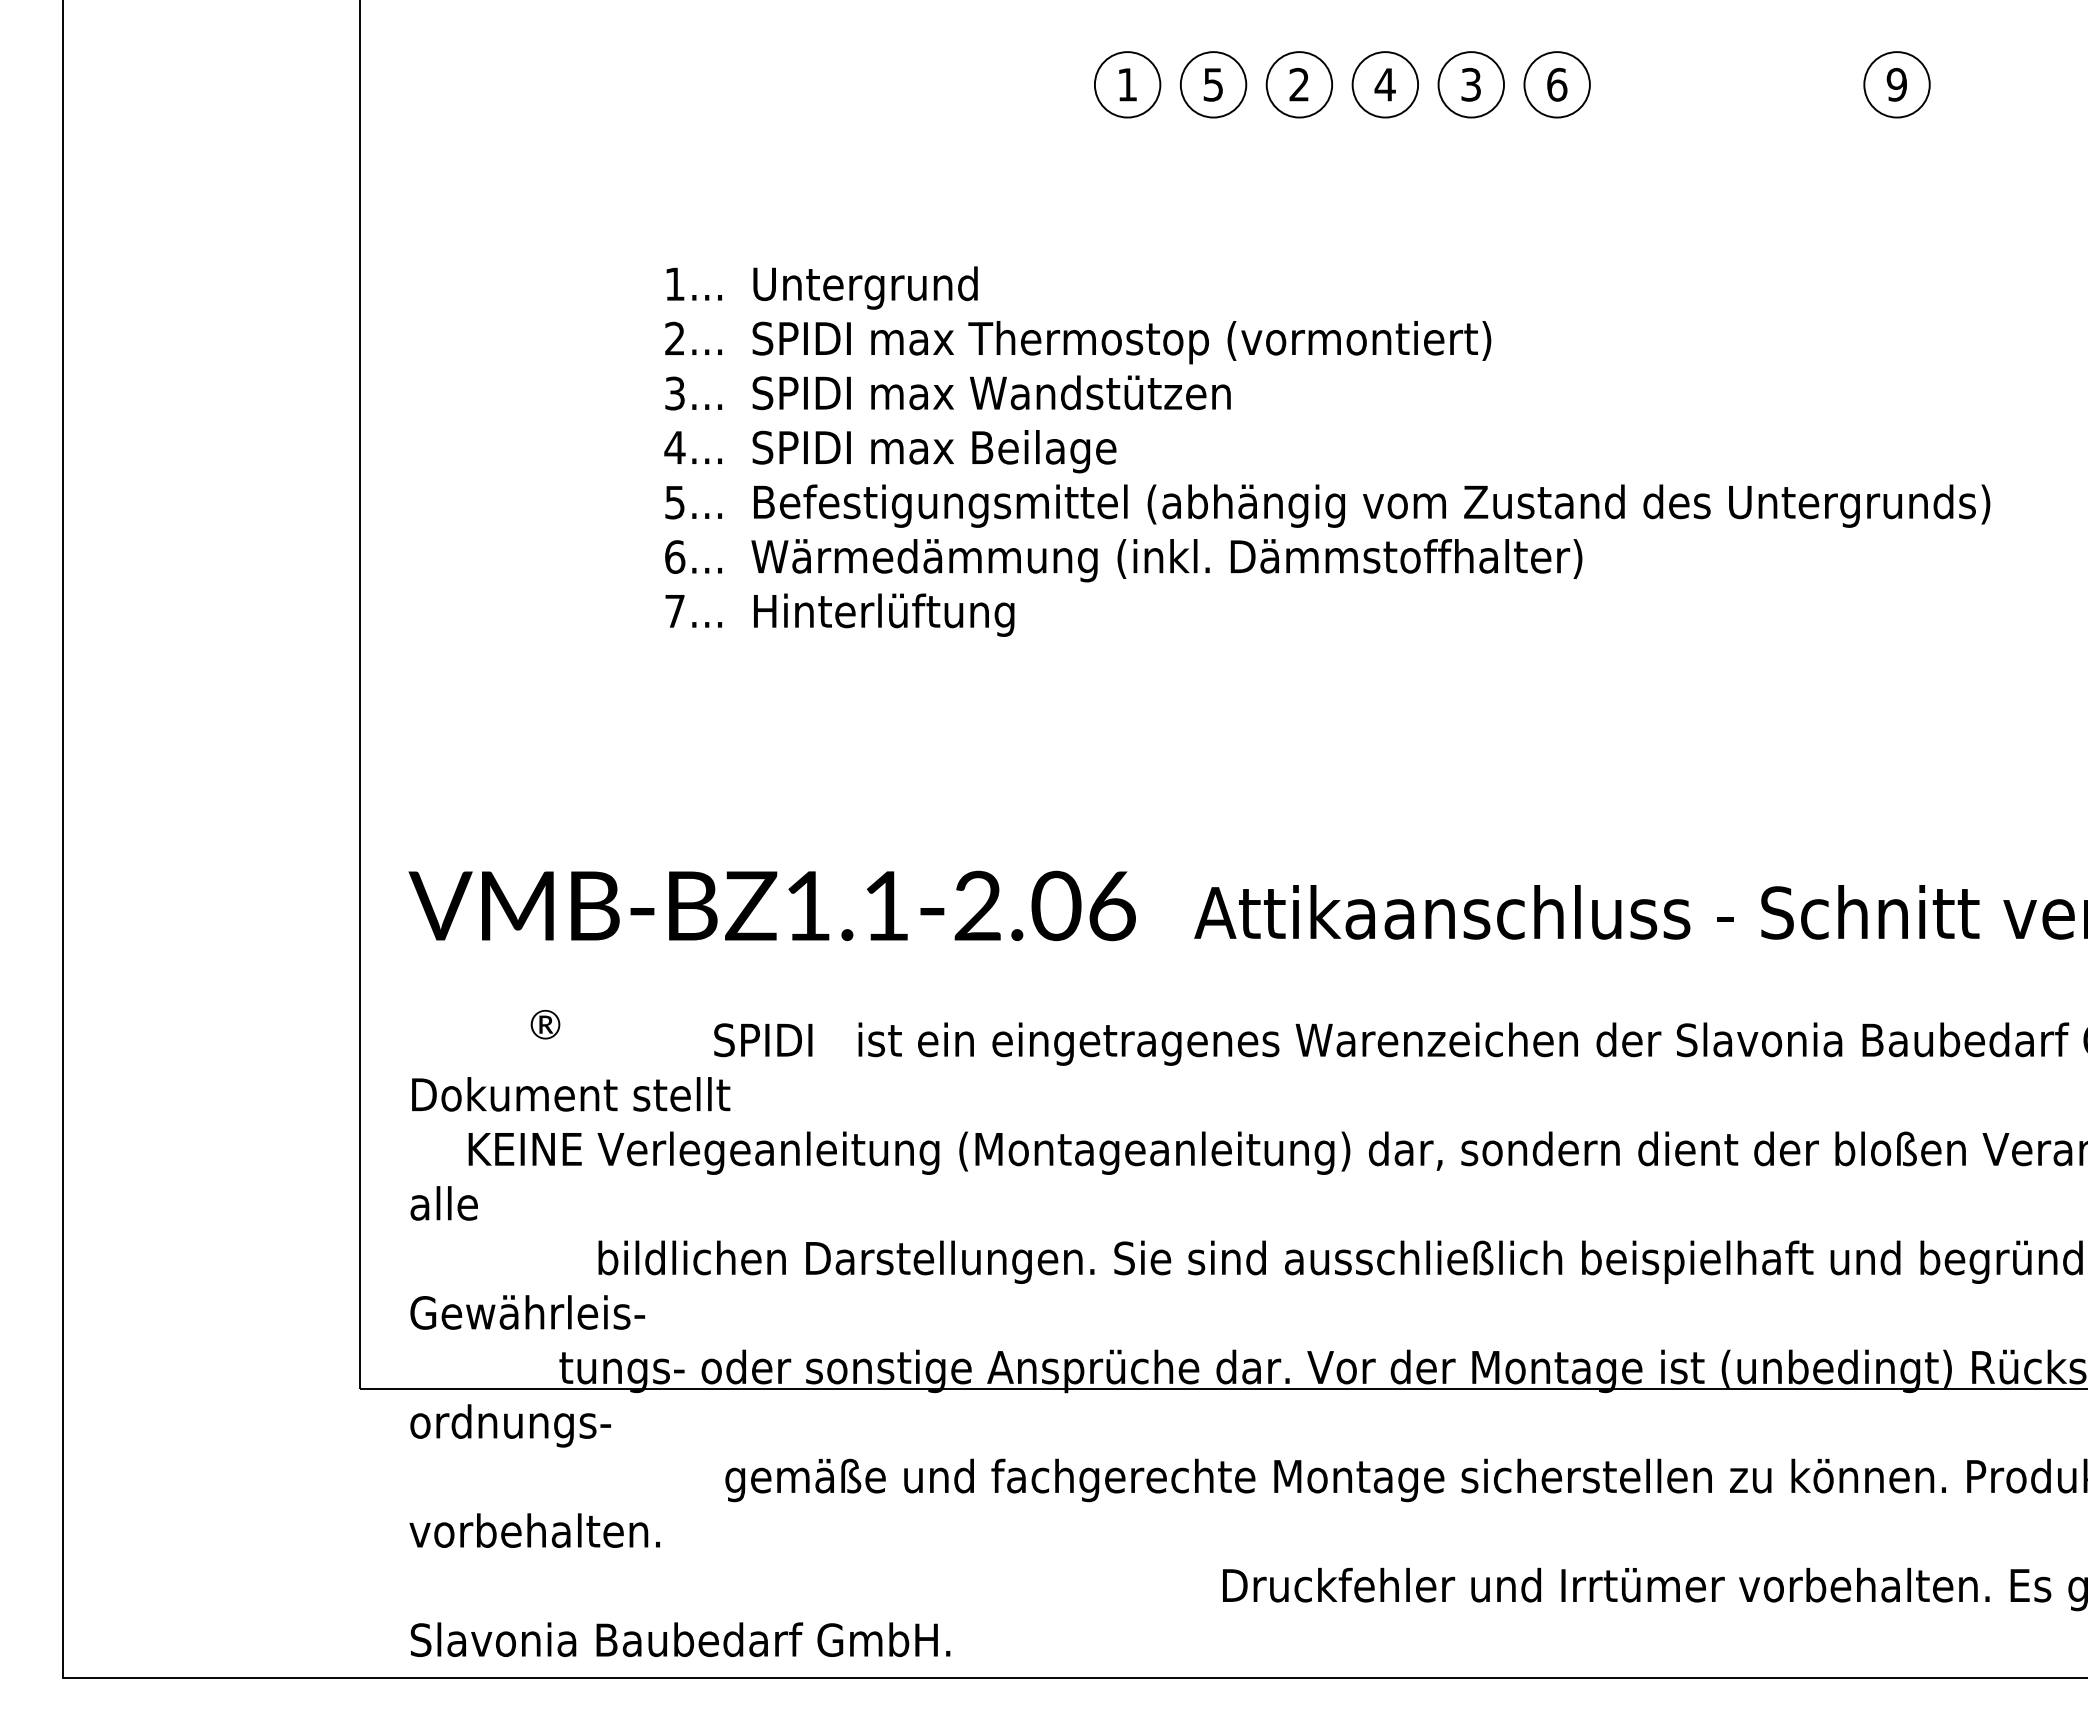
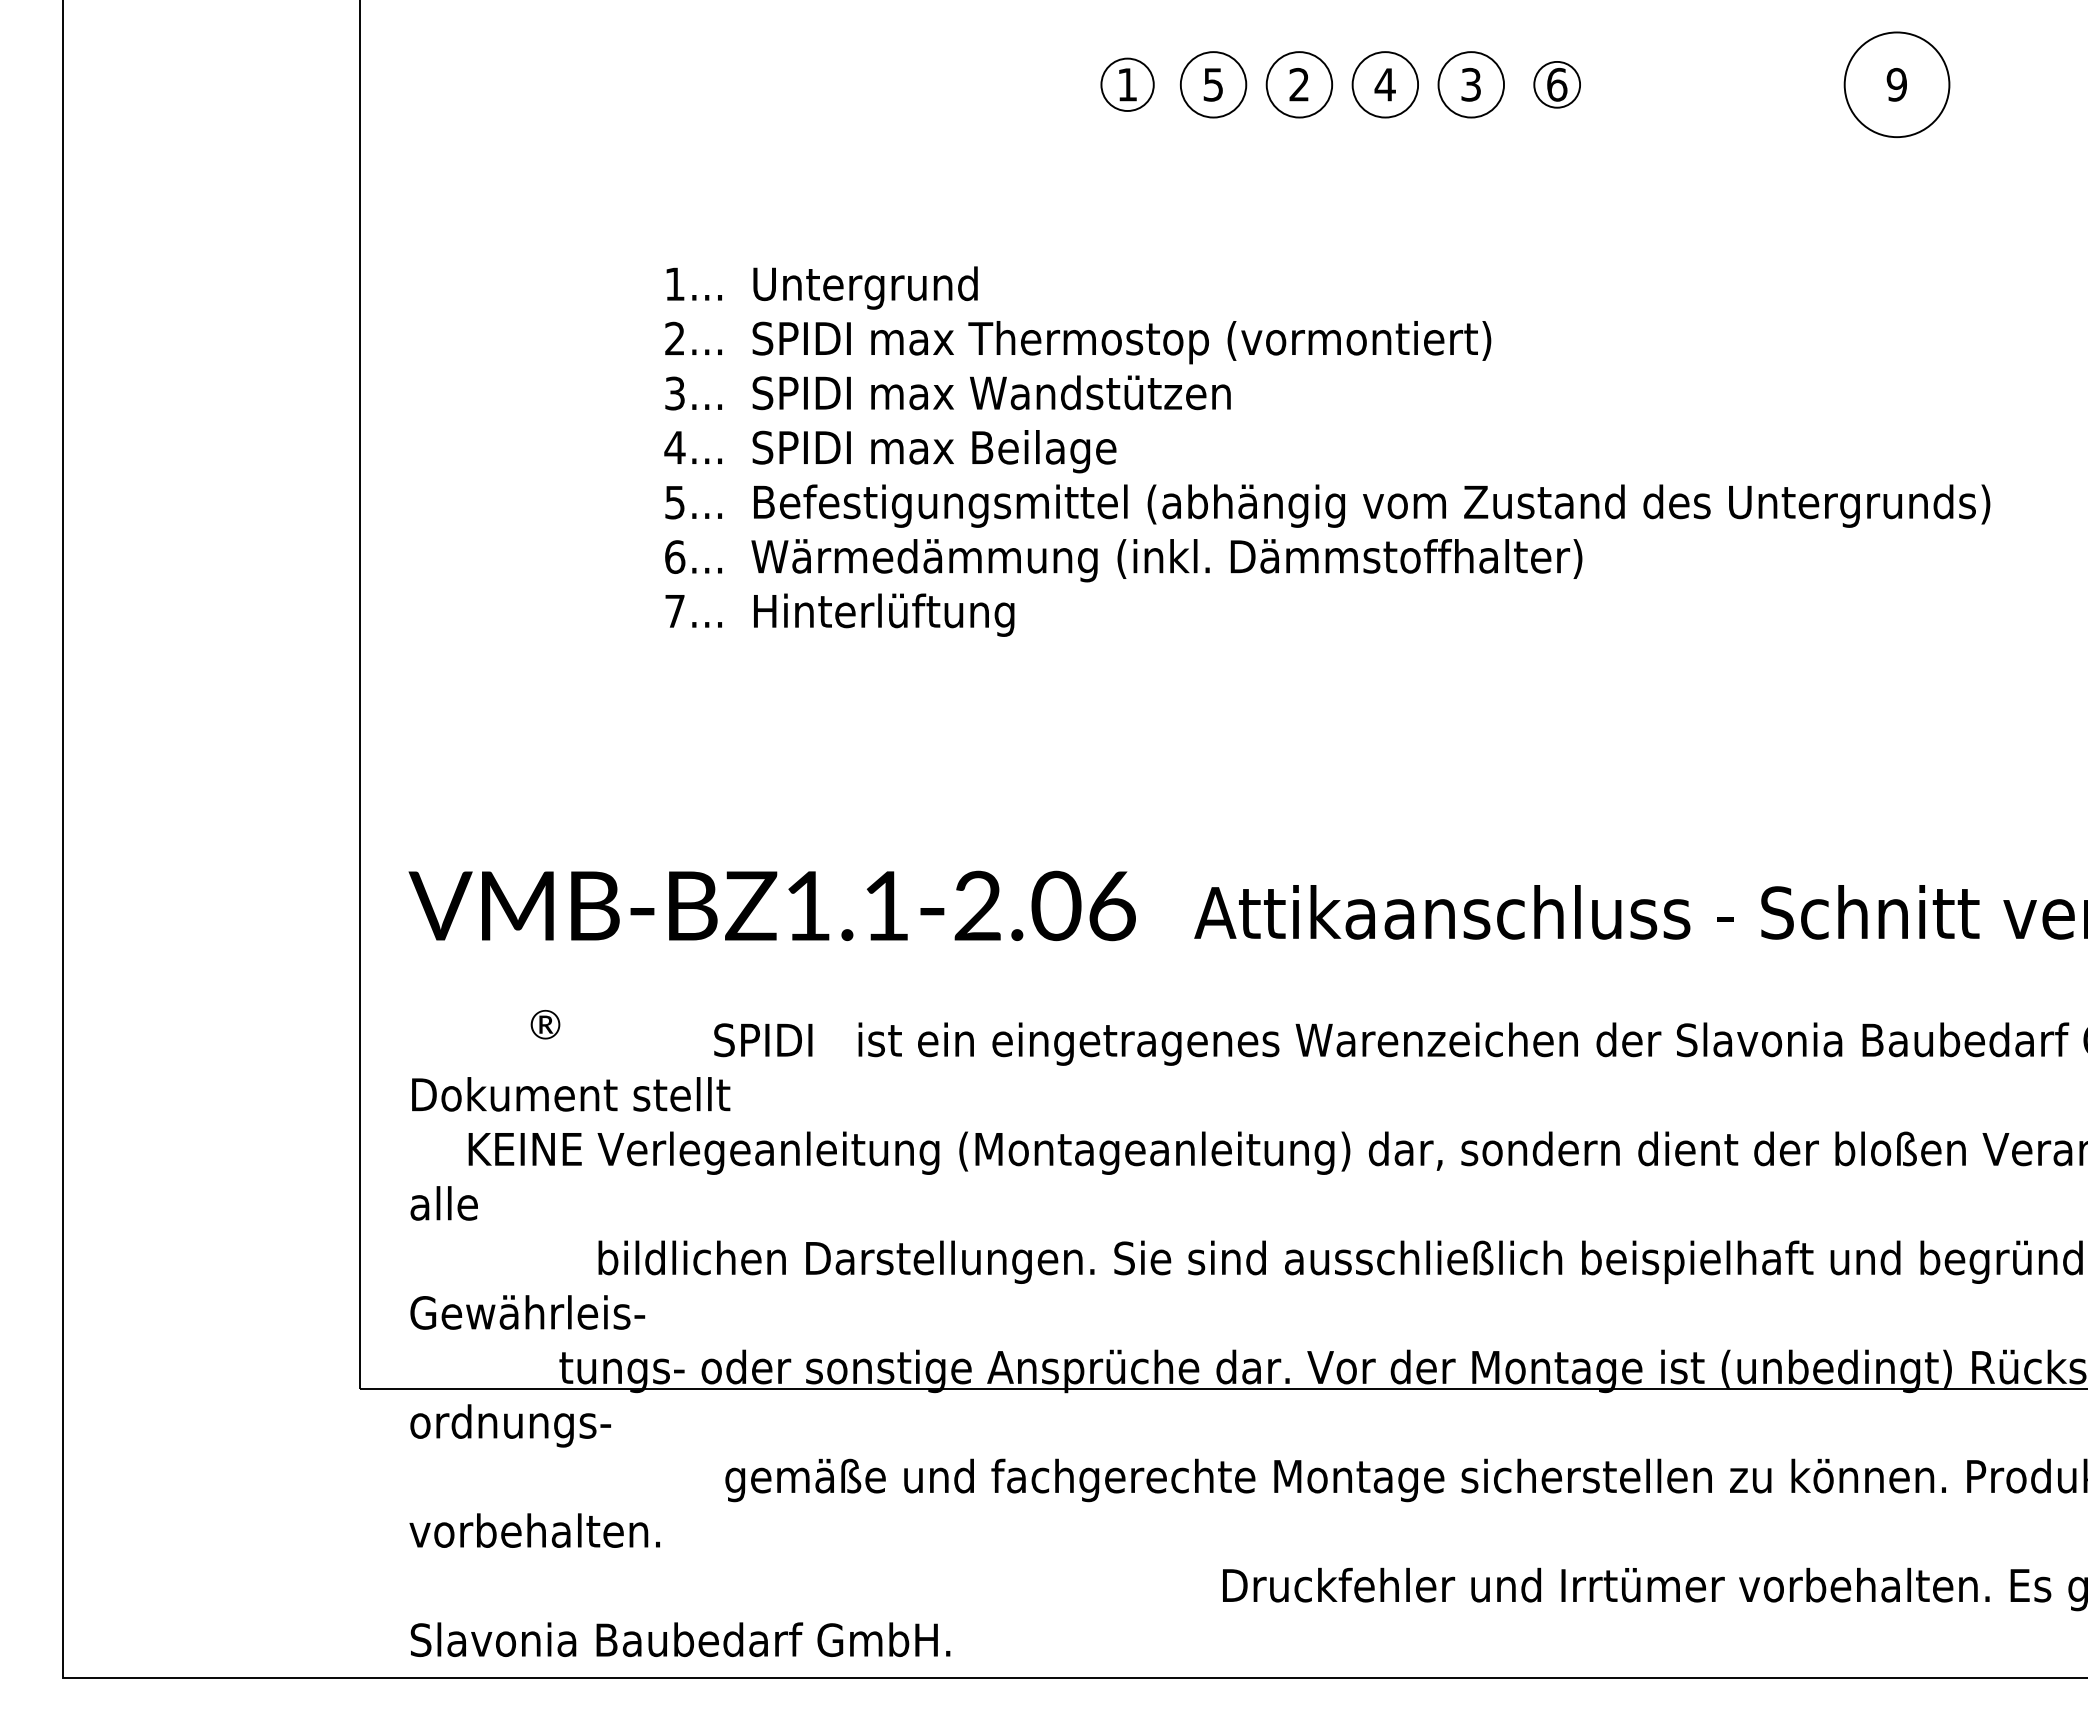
circle diameter: 65 px -> 52 px (1127, 84)
circle diameter: 65 px -> 46 px (1557, 84)
circle diameter: 65 px -> 105 px (1896, 84)
